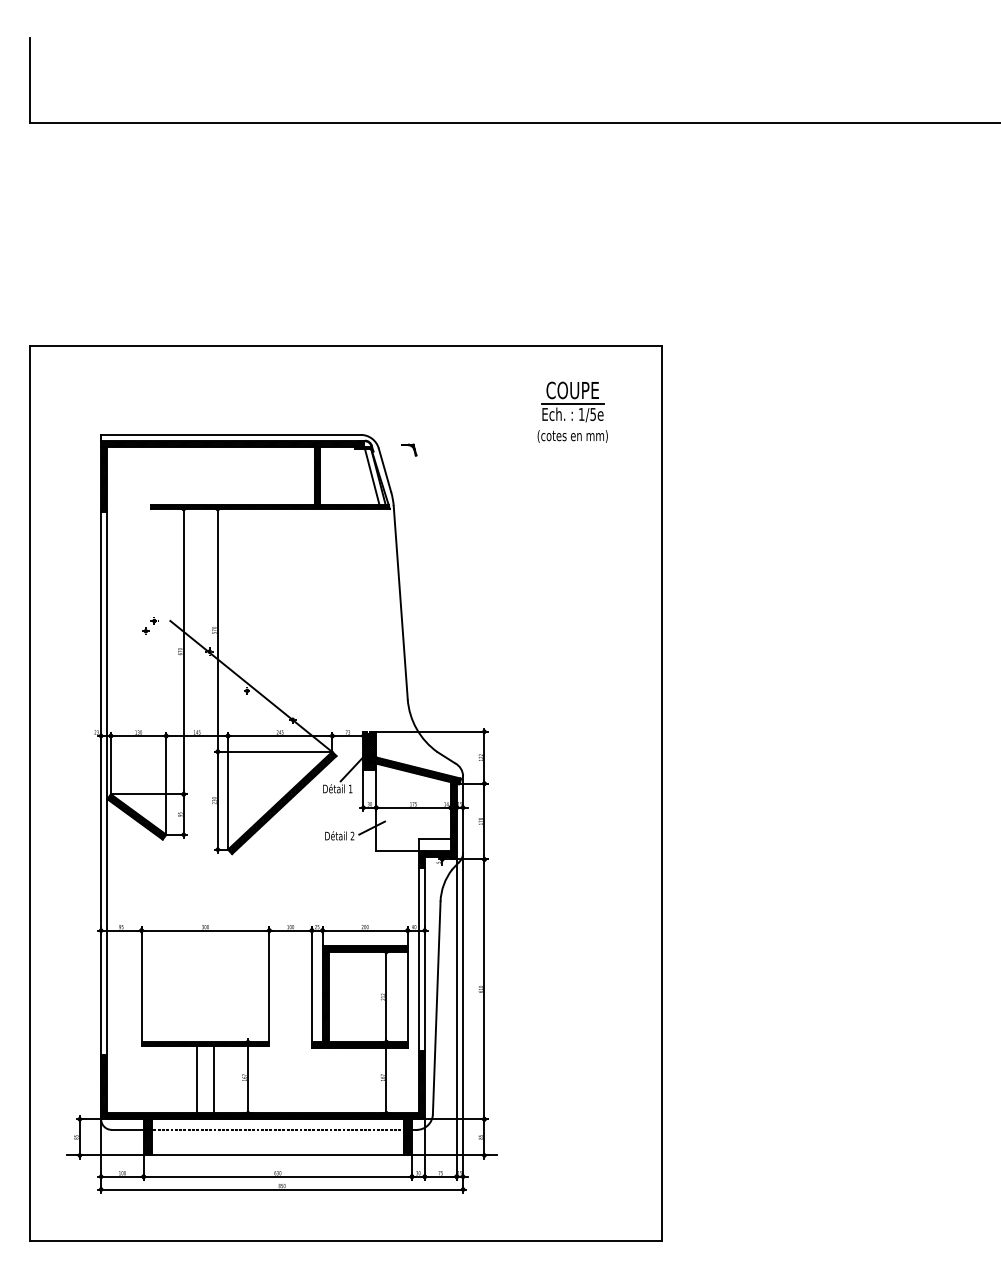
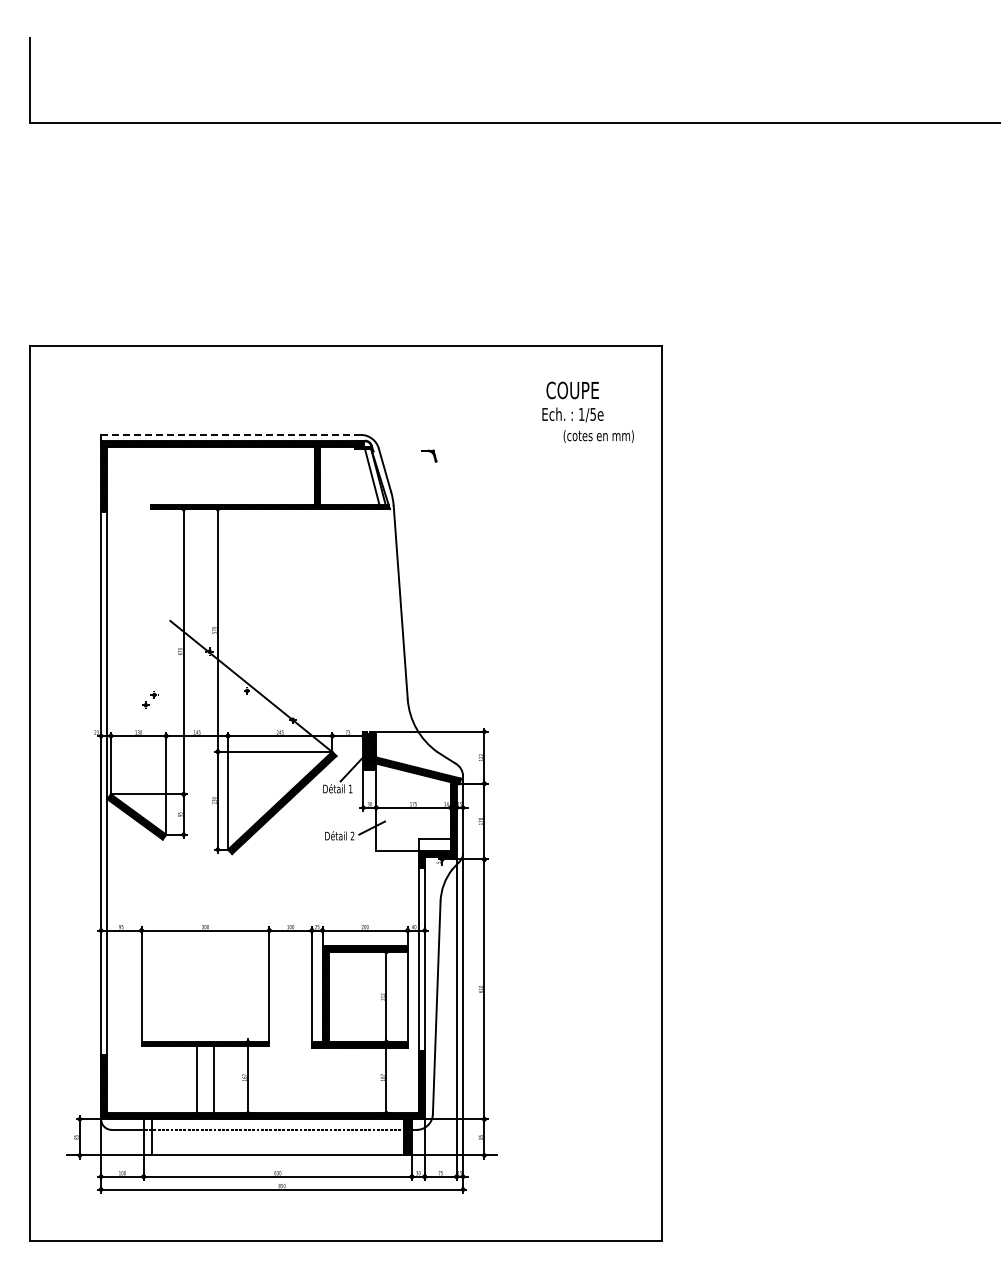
line: present -> none (572, 403)
line: solid -> dashed (231, 434)
text position: (572, 436) -> (598, 436) (598, 436)
part position: (409, 449) -> (429, 455) (429, 455)
part position: (150, 625) -> (150, 699) (150, 699)
hatch: present -> none (147, 1137)
